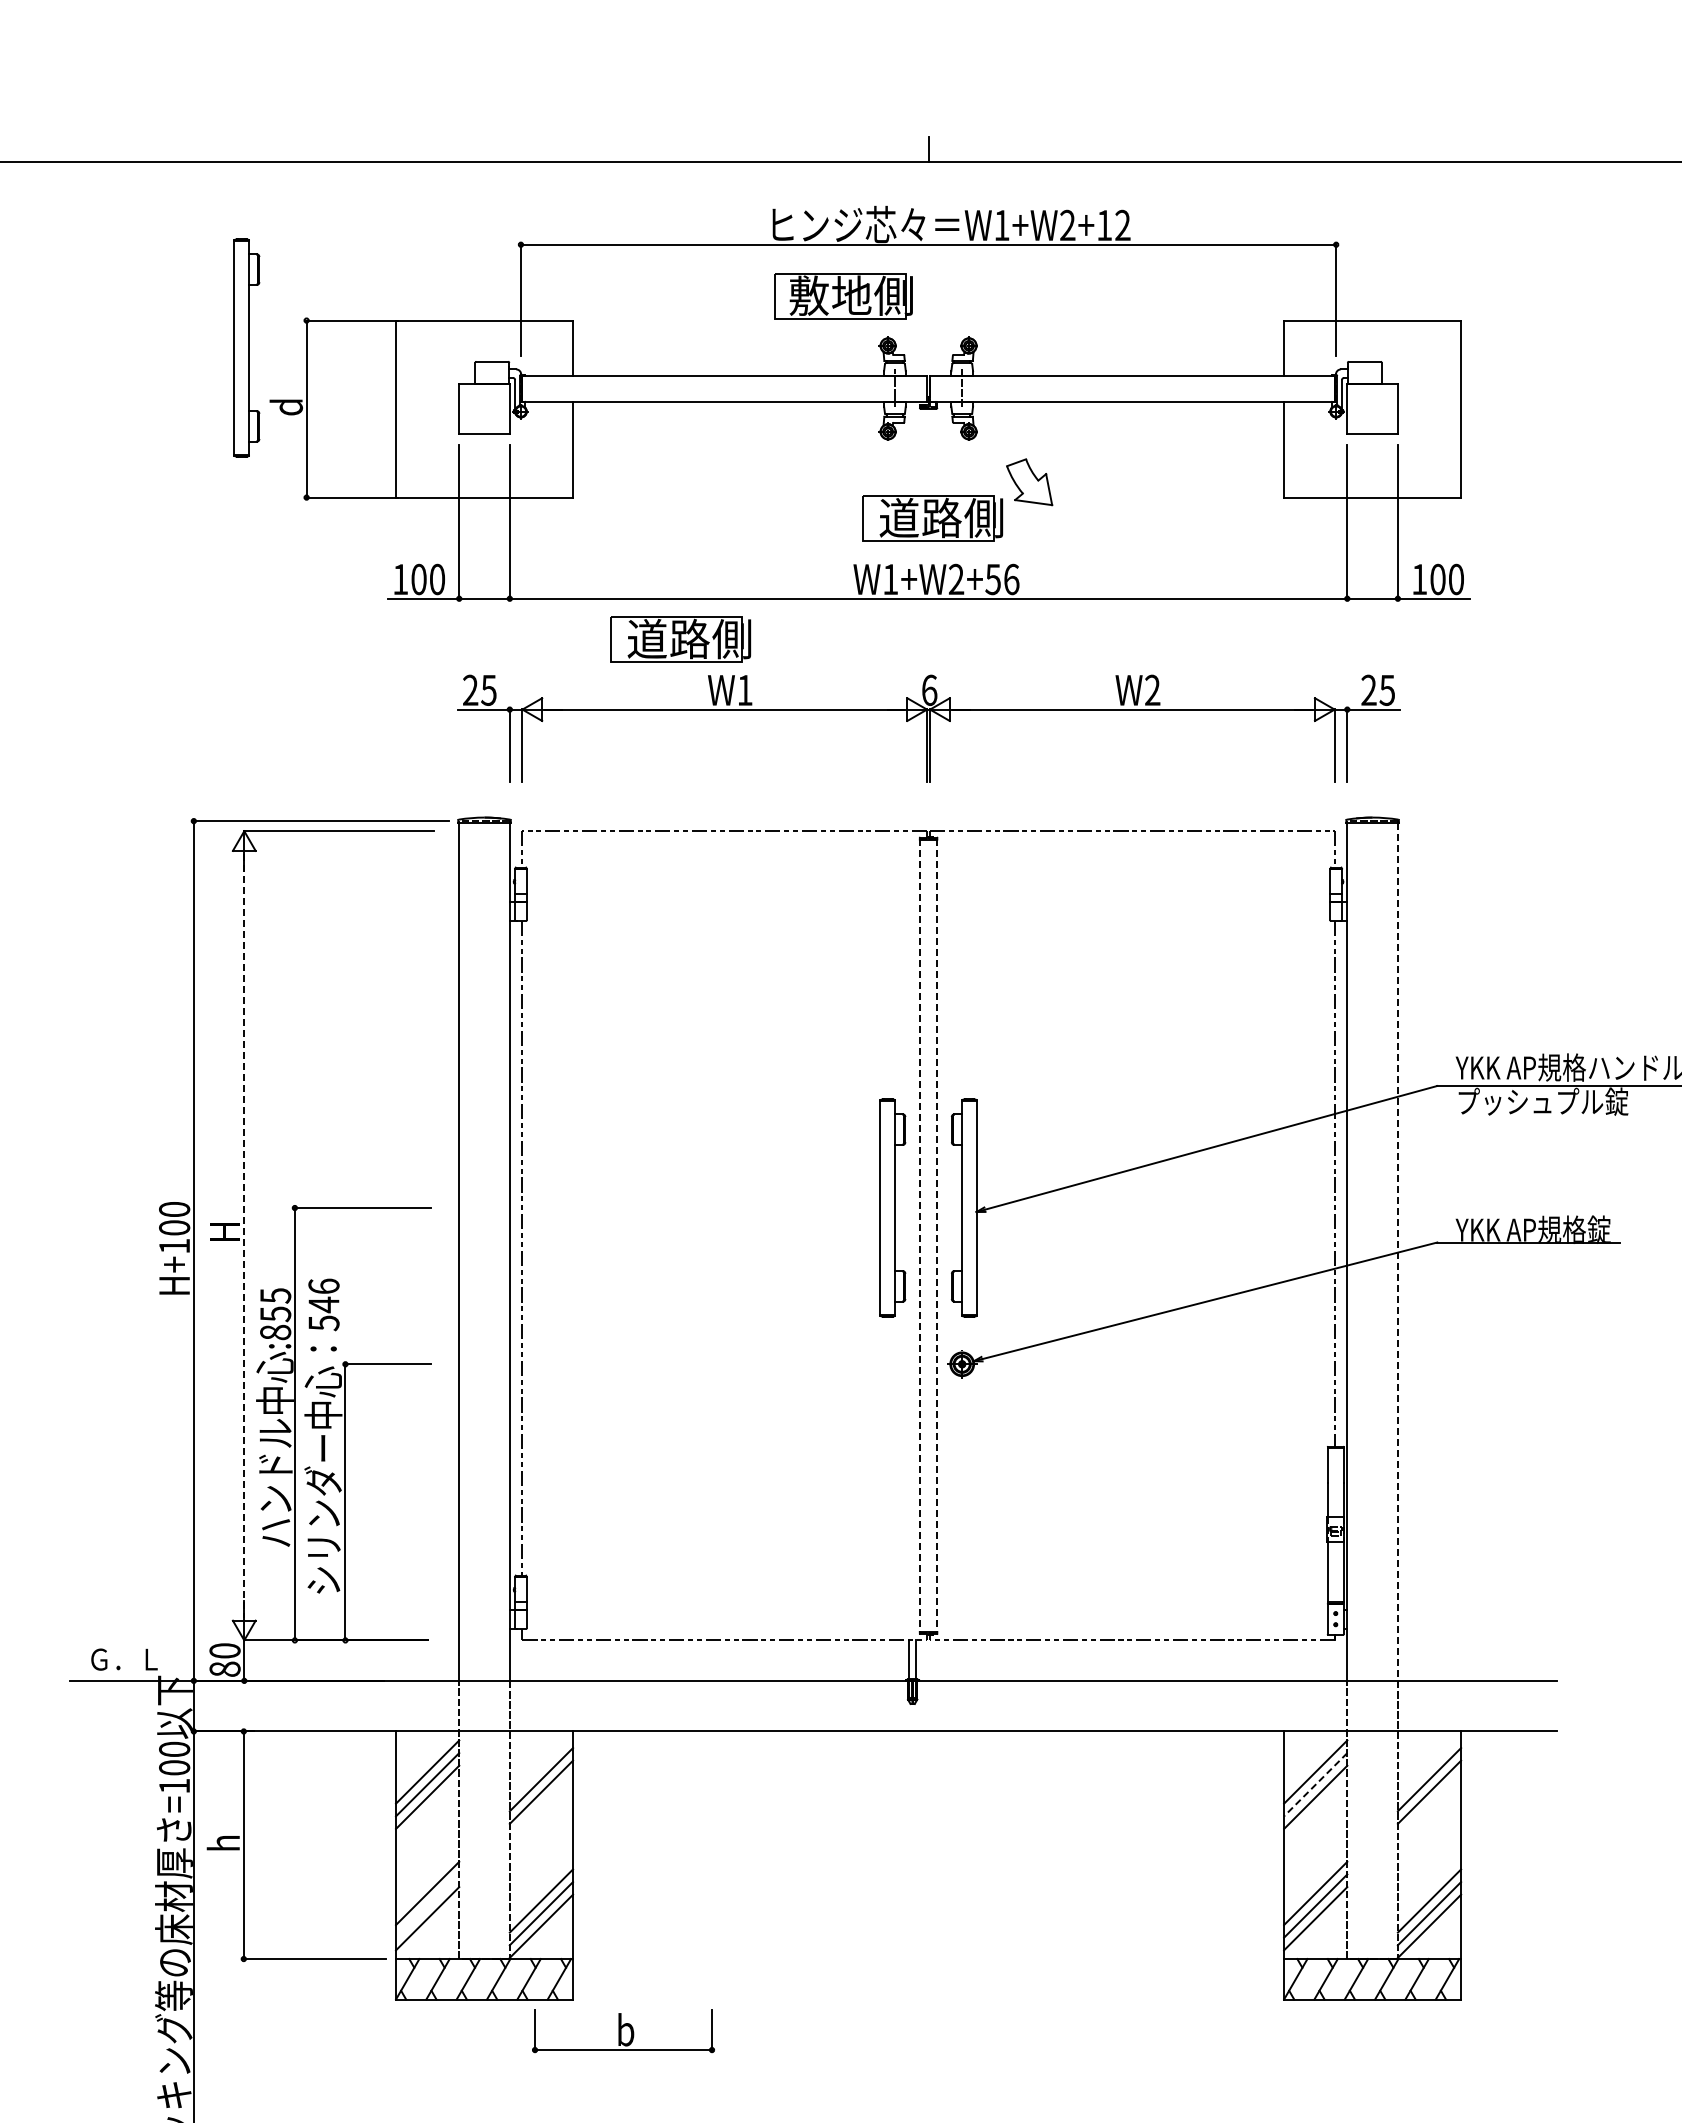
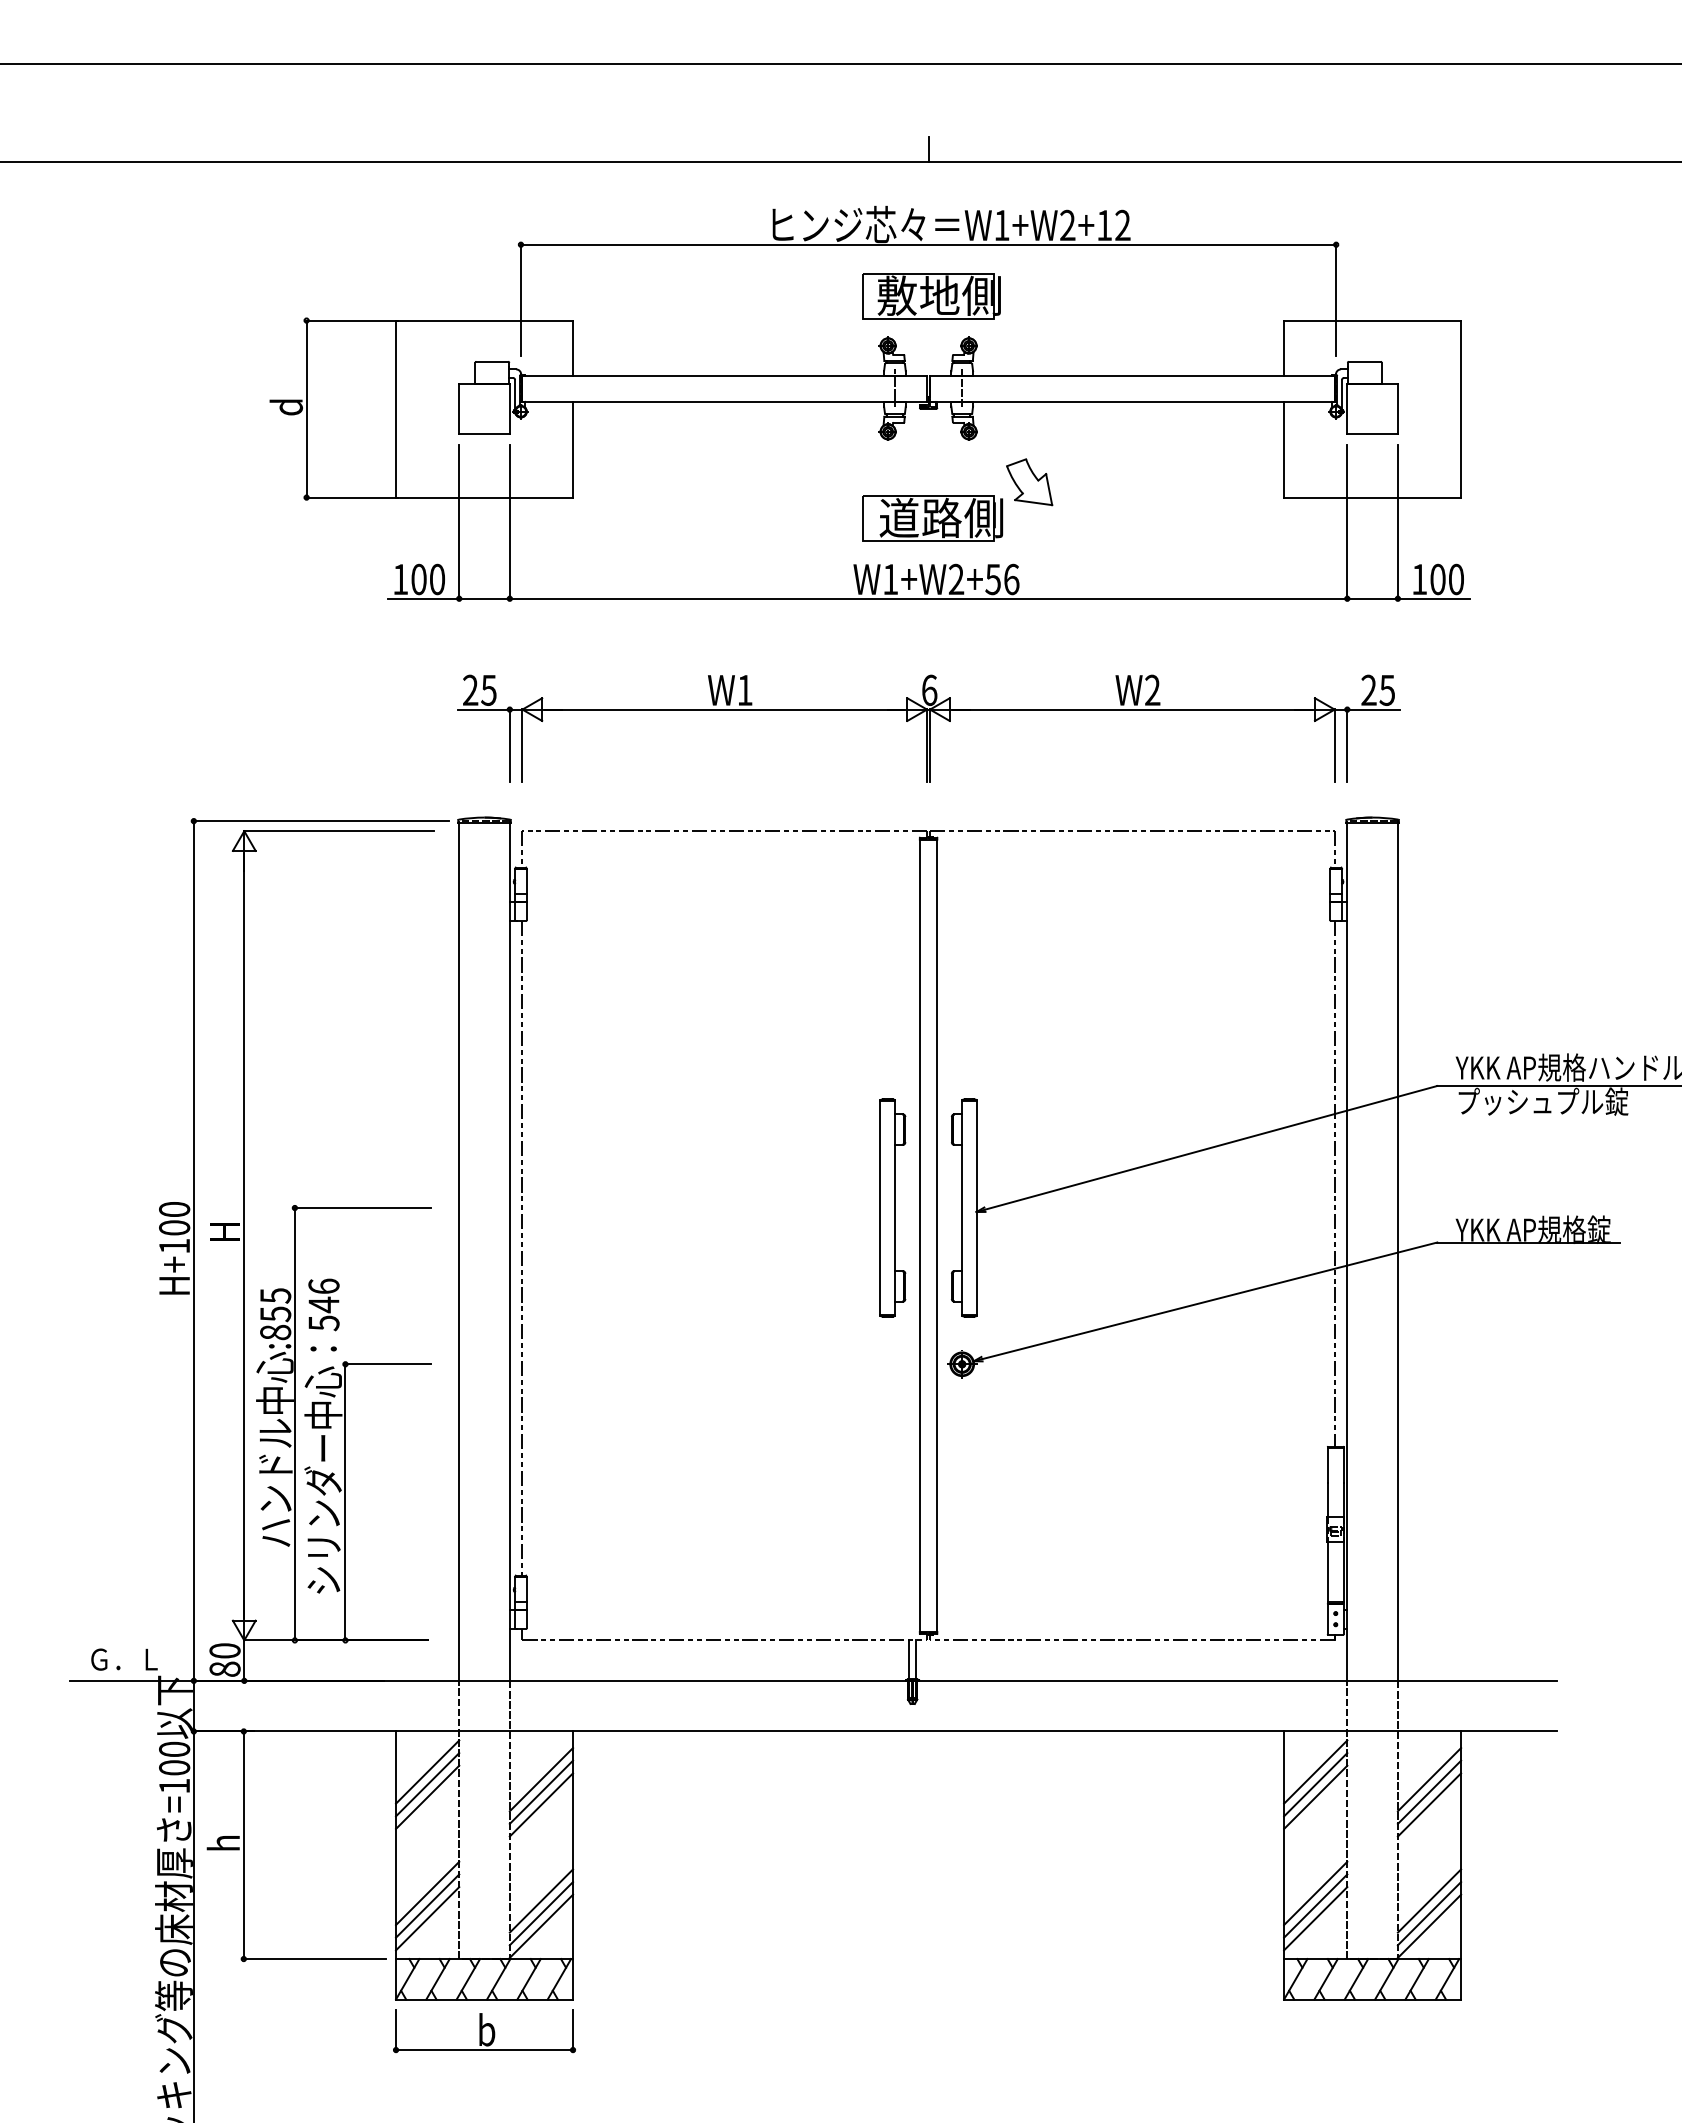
line: none -> present (840, 63)
part position: (843, 296) -> (931, 296) (931, 296)
part: present -> none (246, 347)
part: present -> none (680, 639)
line: dashed -> solid (244, 1235)
line: dashed -> solid (920, 1236)
line: dashed -> solid (936, 1236)
line: dashed -> solid (1397, 1252)
line: dashed -> solid (1315, 1784)
line: none -> present (541, 1804)
line: none -> present (1429, 1804)
line: none -> present (427, 1905)
part position: (623, 2031) -> (484, 2031) (484, 2031)
